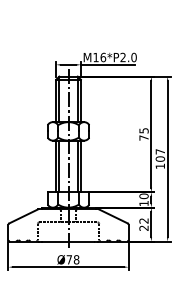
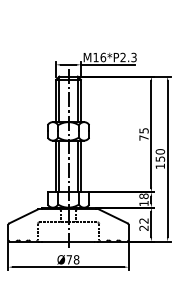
text: M16*P2.0 -> M16*P2.3 (133, 57)
text: 107 -> 150 (160, 155)
text: 10 -> 18 (143, 196)
